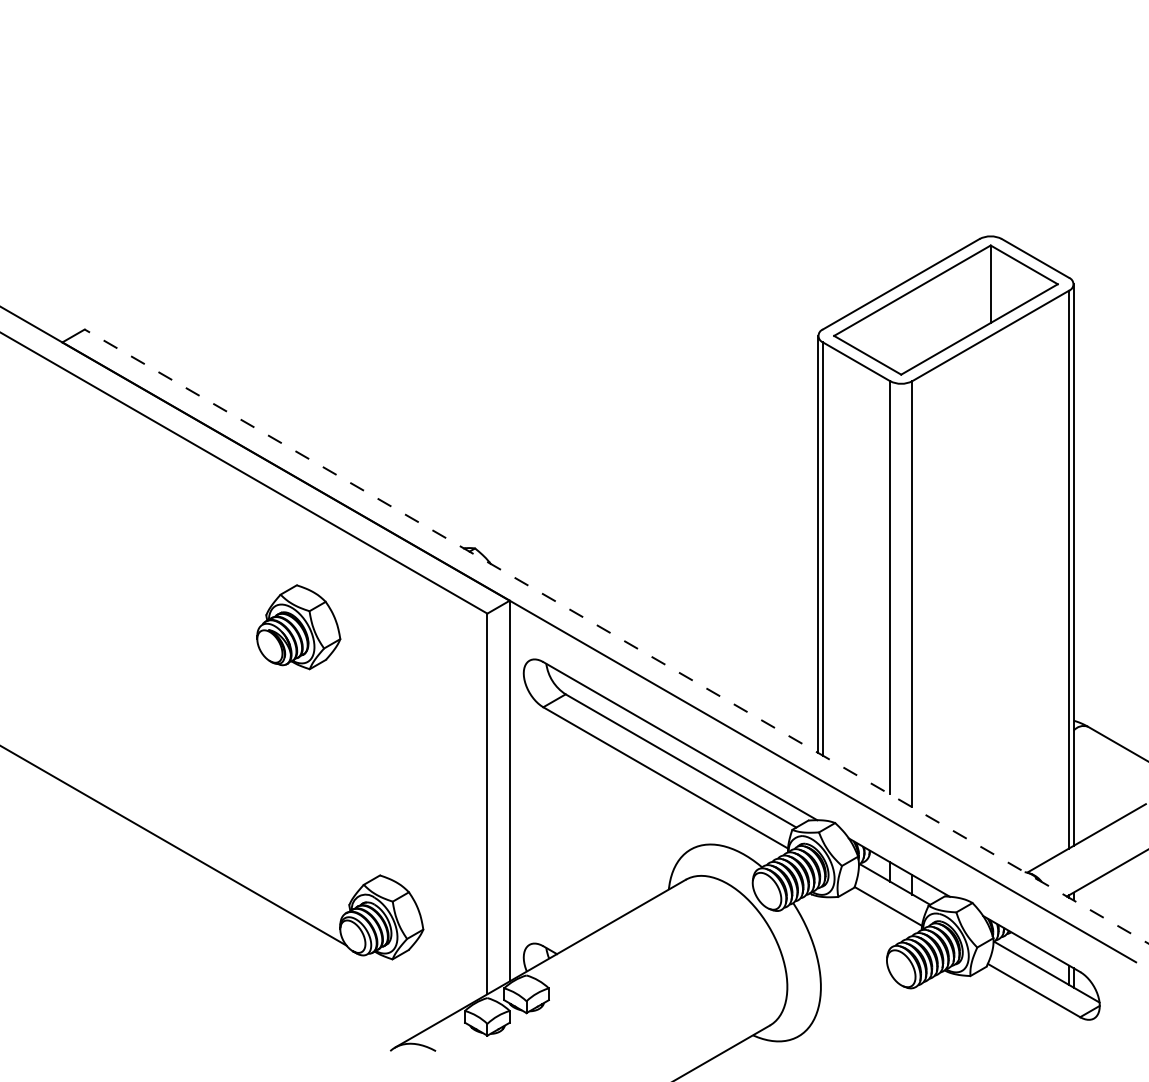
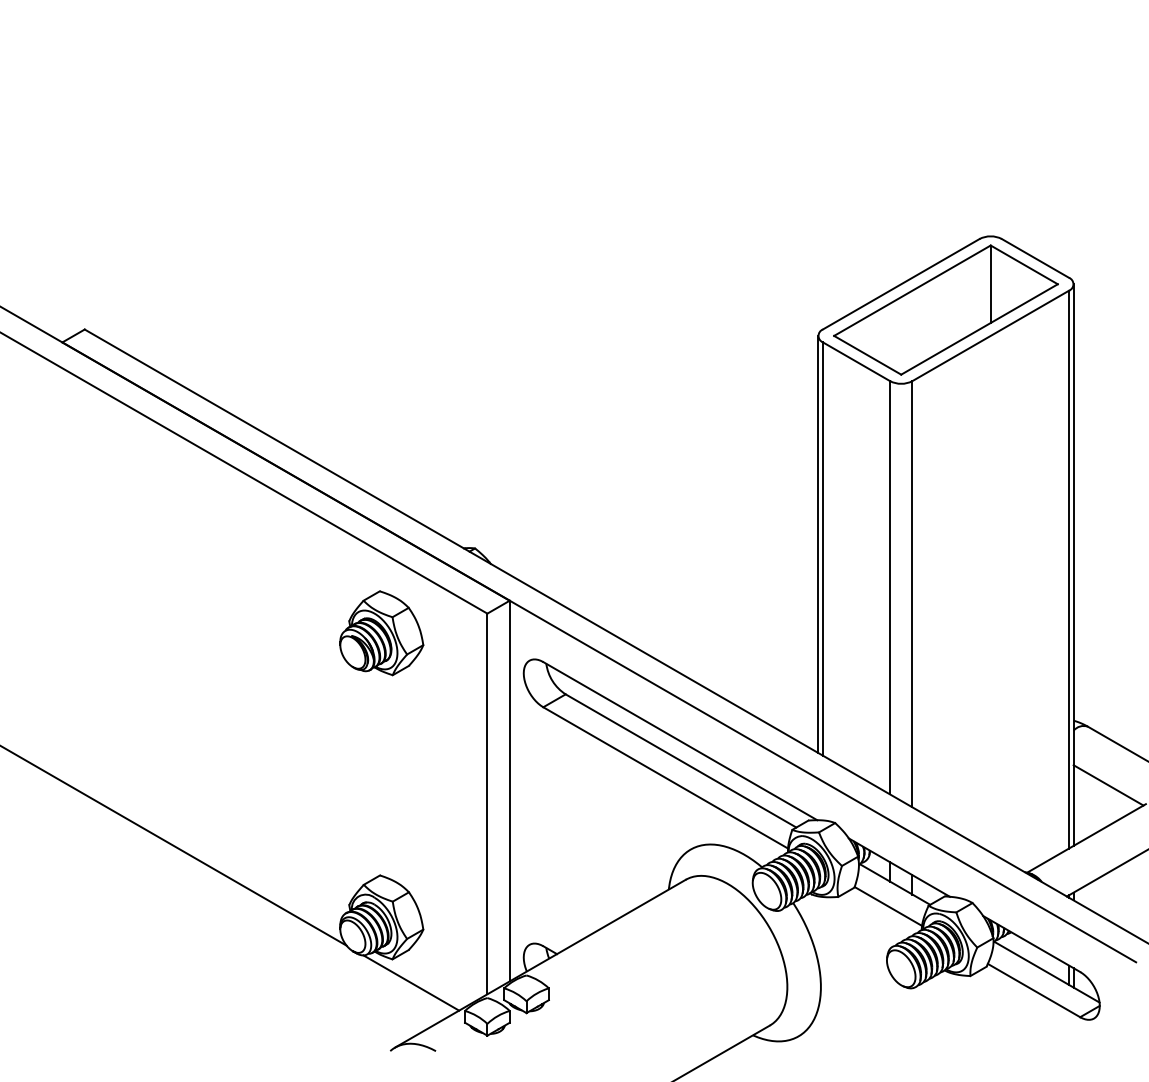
part position: (298, 627) -> (381, 633) (381, 633)
line: dashed -> solid (616, 636)
line: none -> present (1108, 785)
line: none -> present (411, 982)
